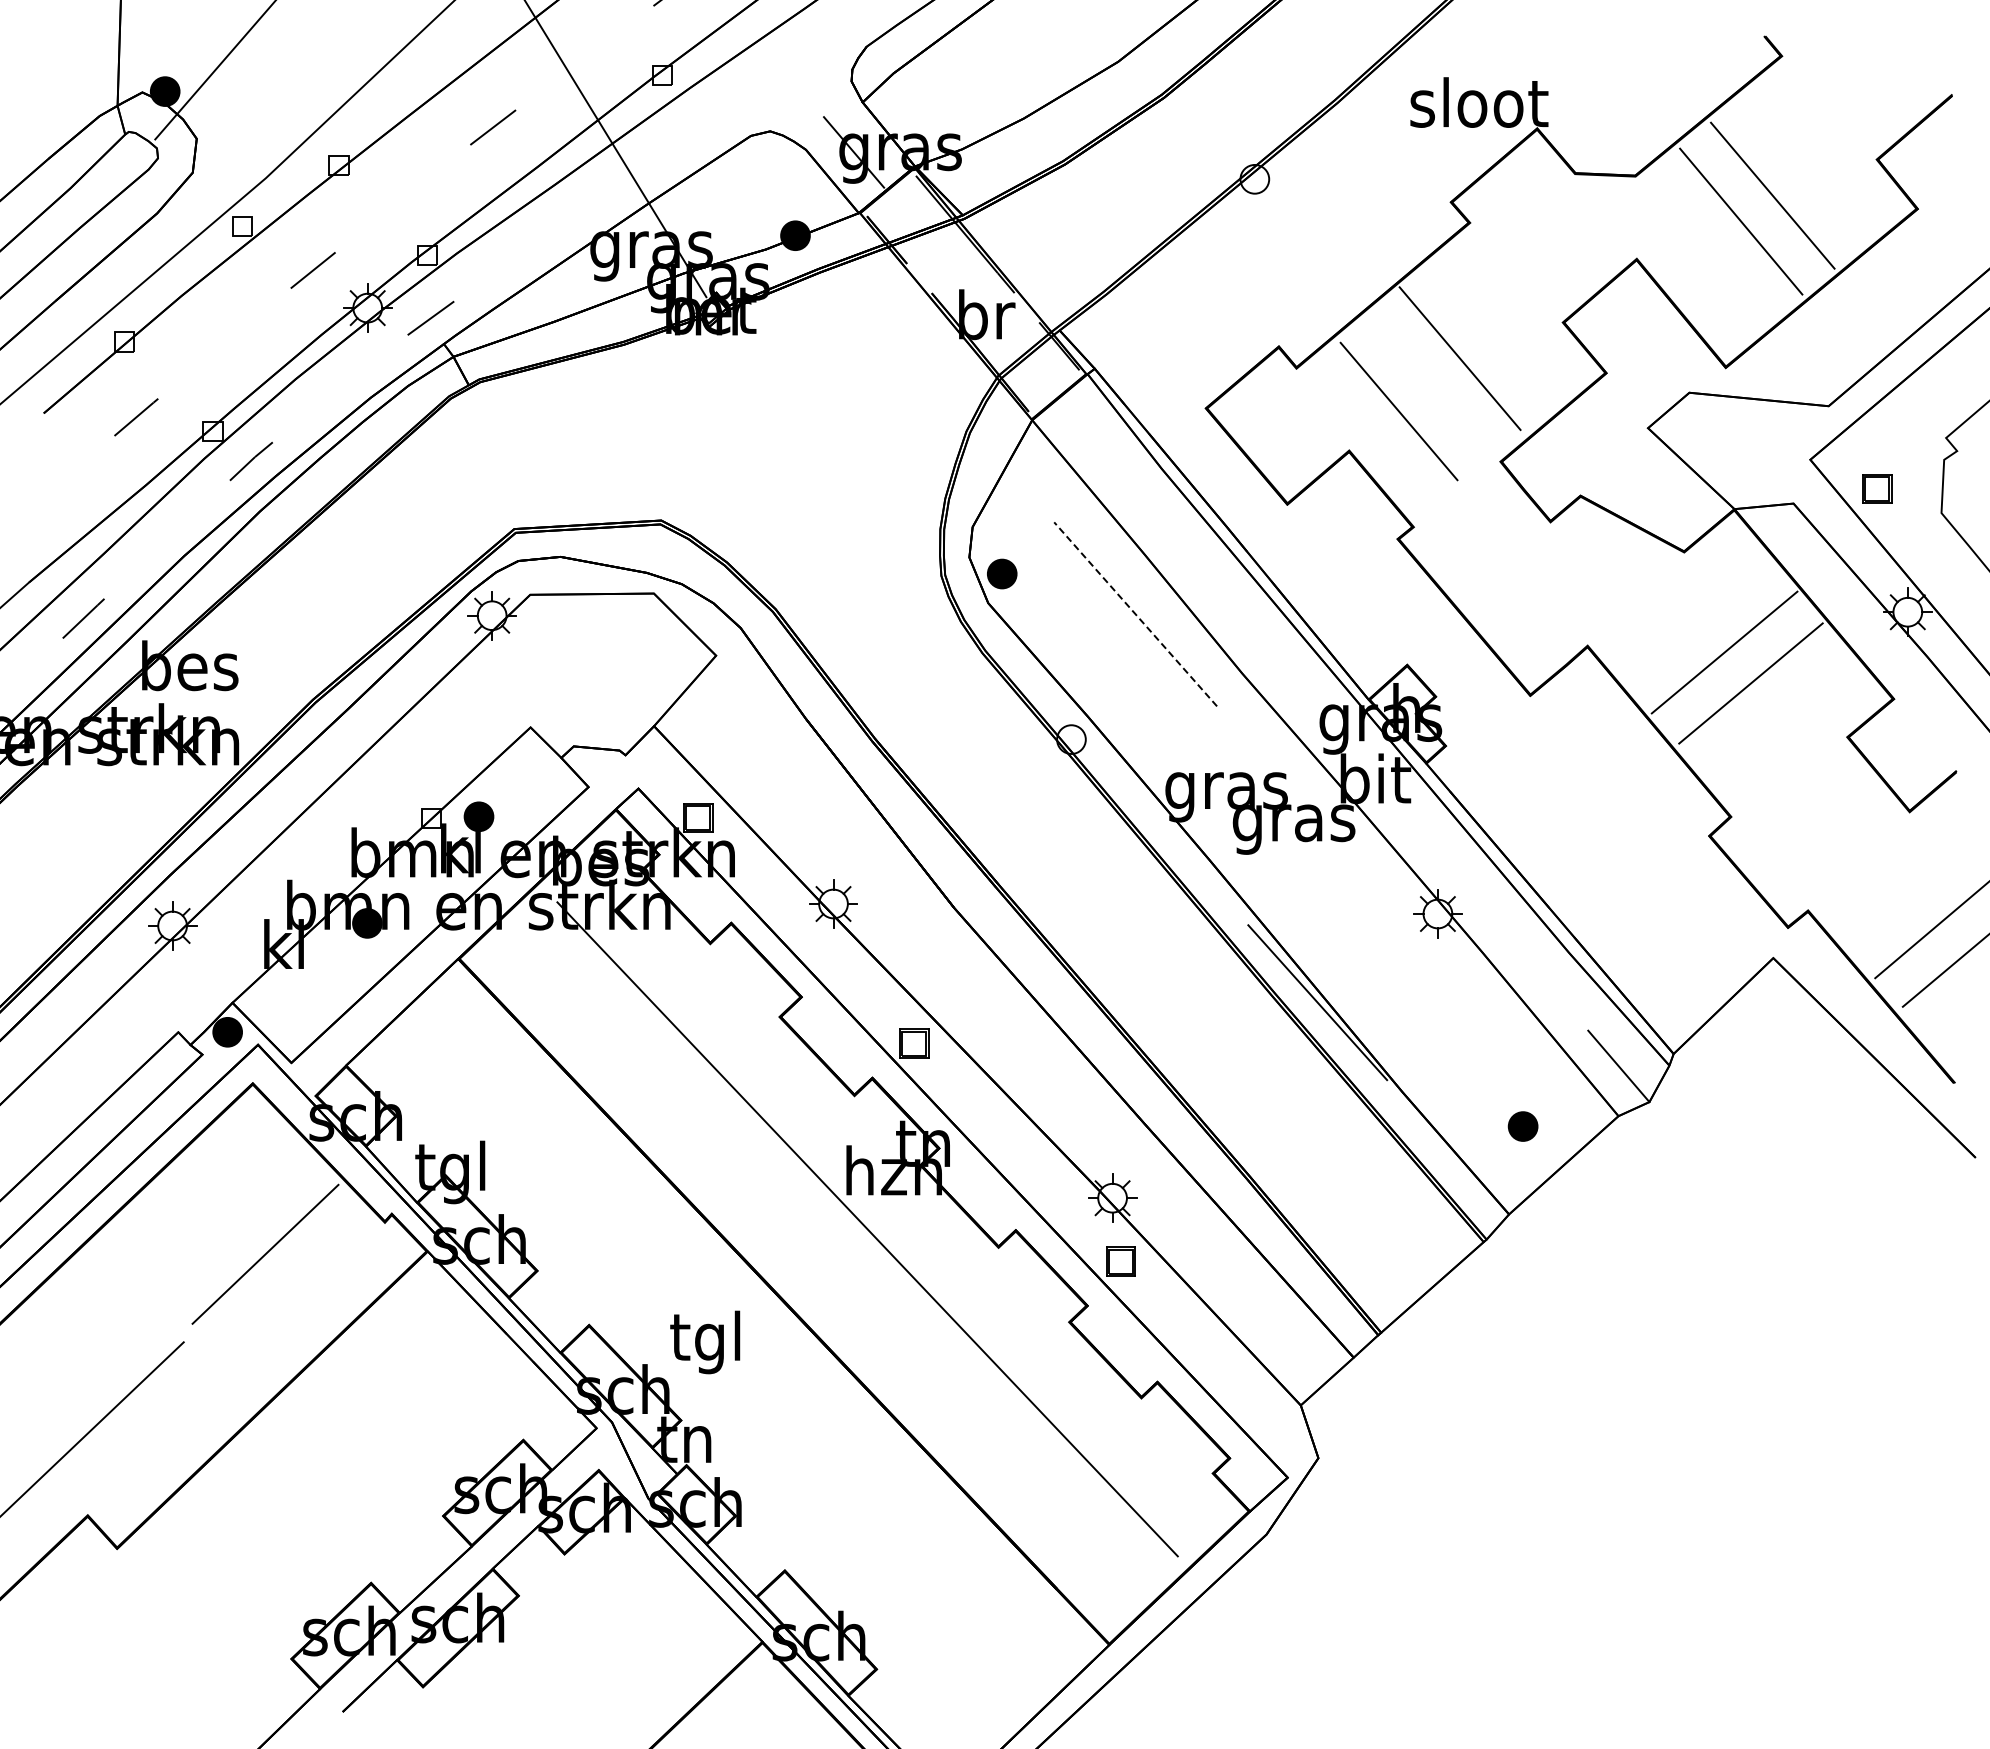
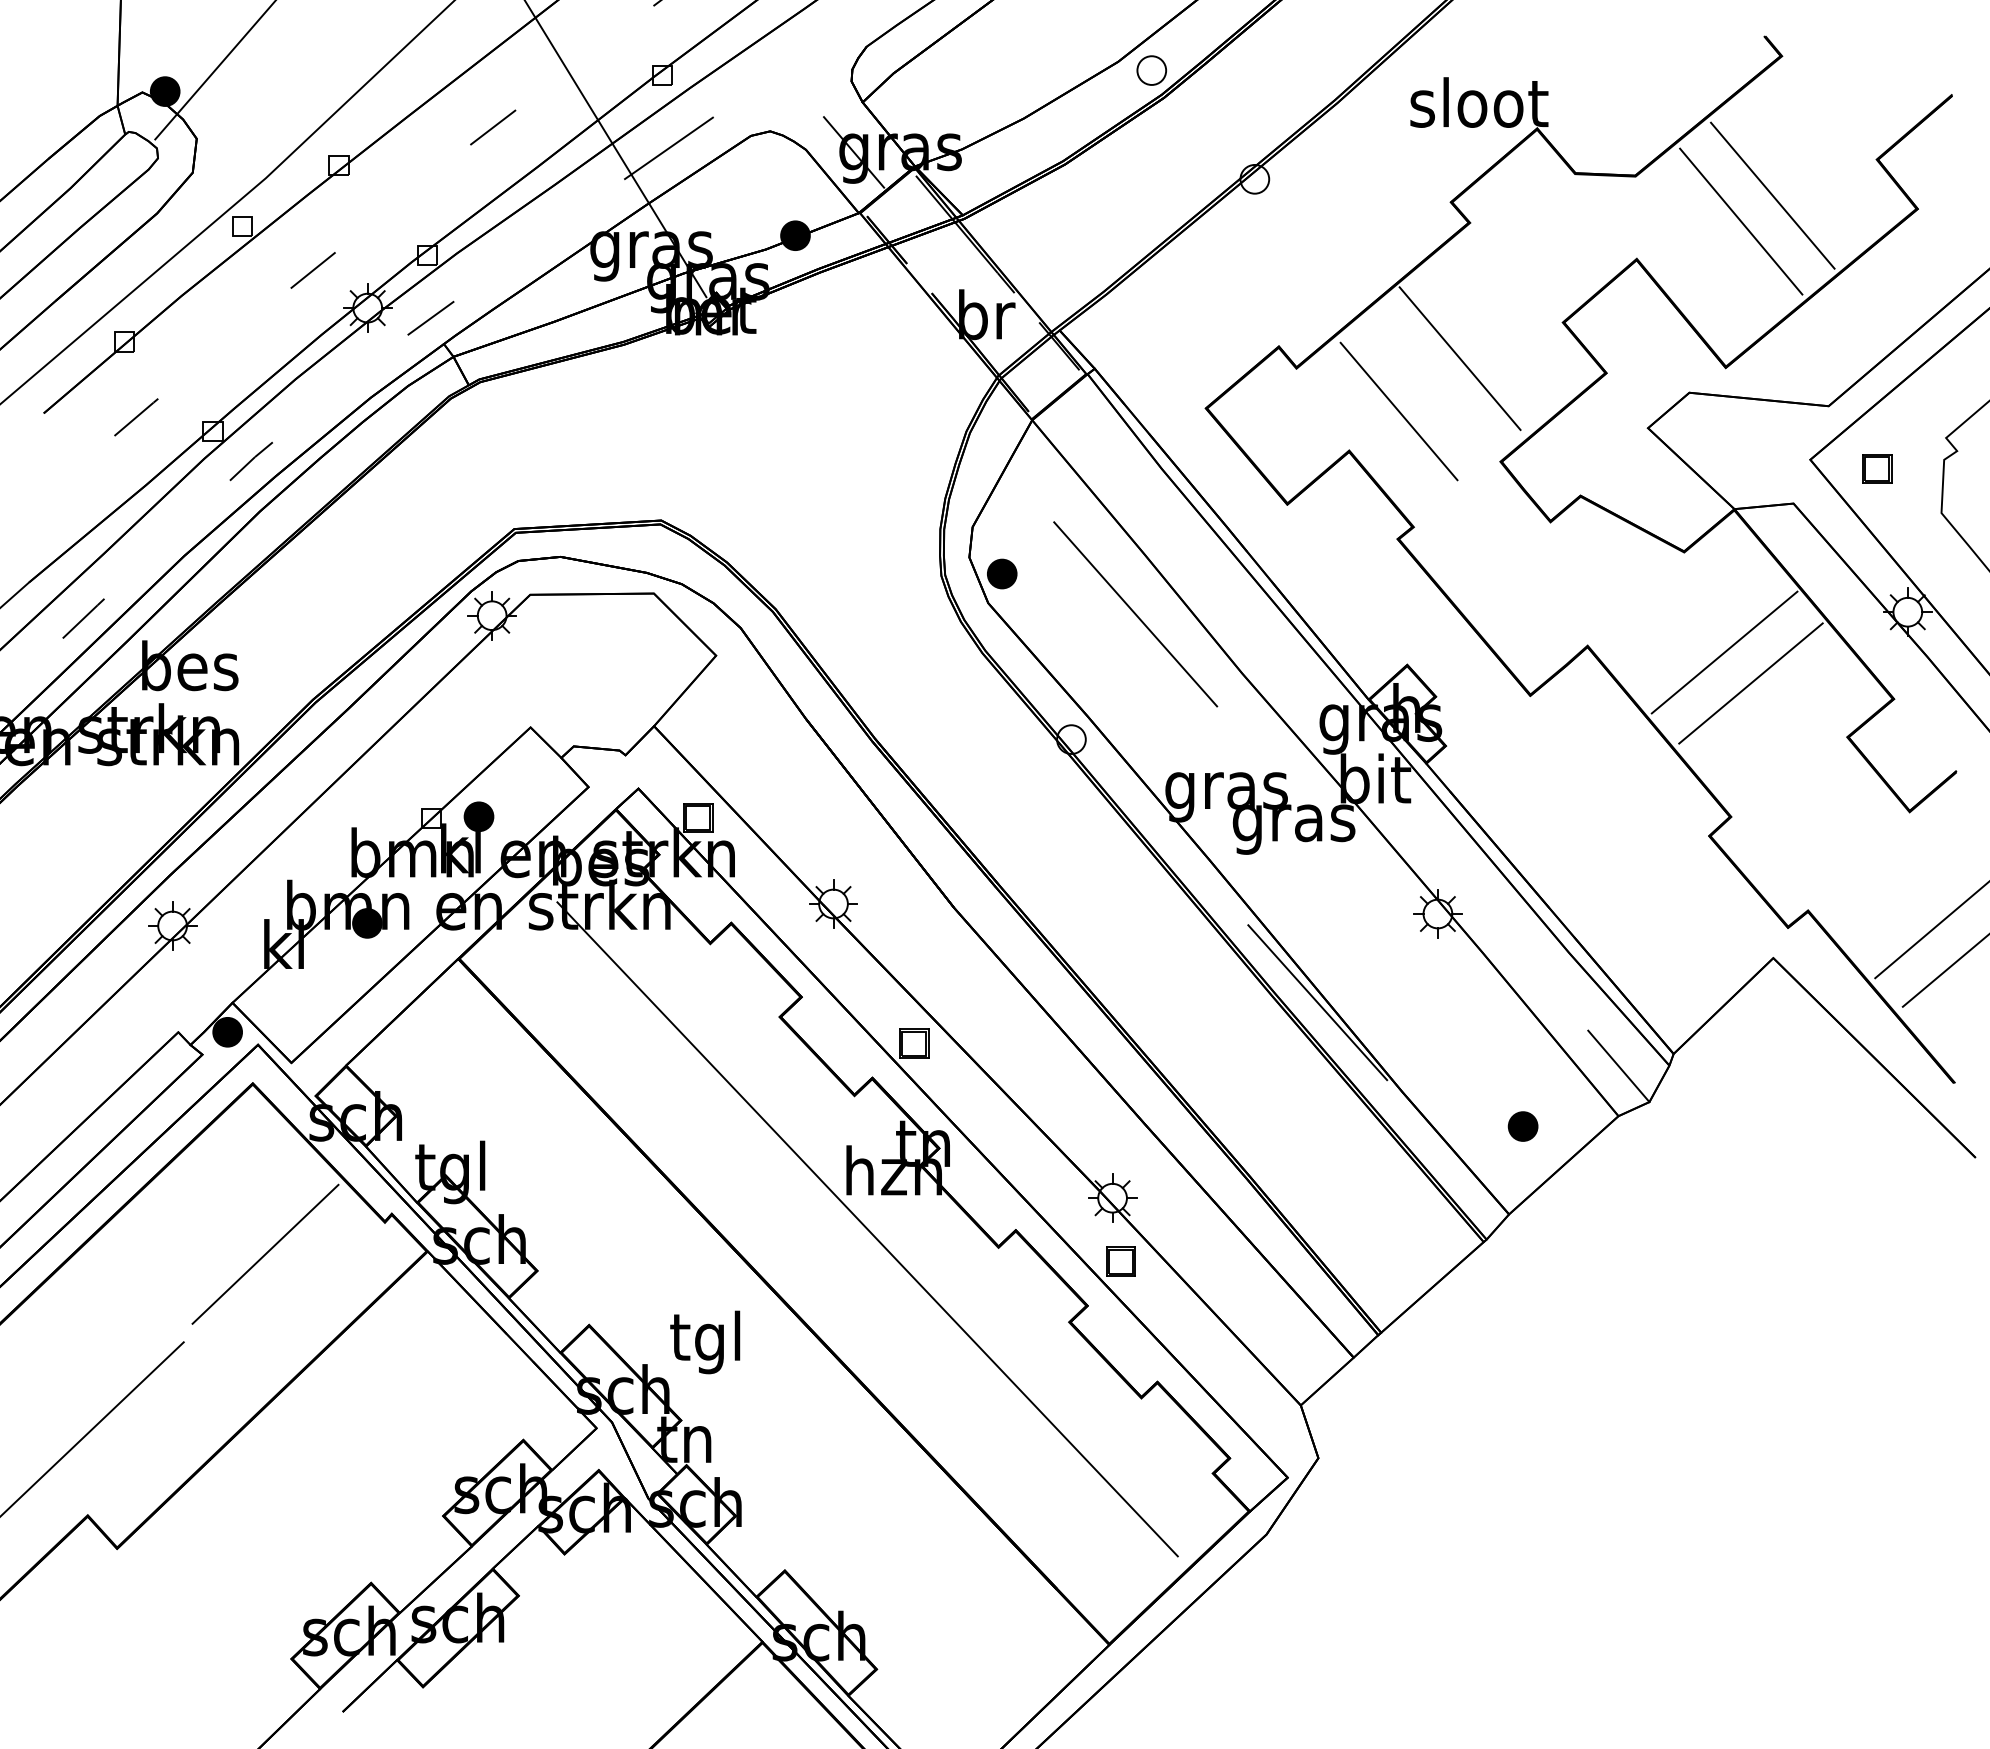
part: none -> present (1151, 70)
line: none -> present (668, 148)
part position: (1877, 488) -> (1877, 468) (1877, 468)
line: dashed -> solid (1135, 614)
